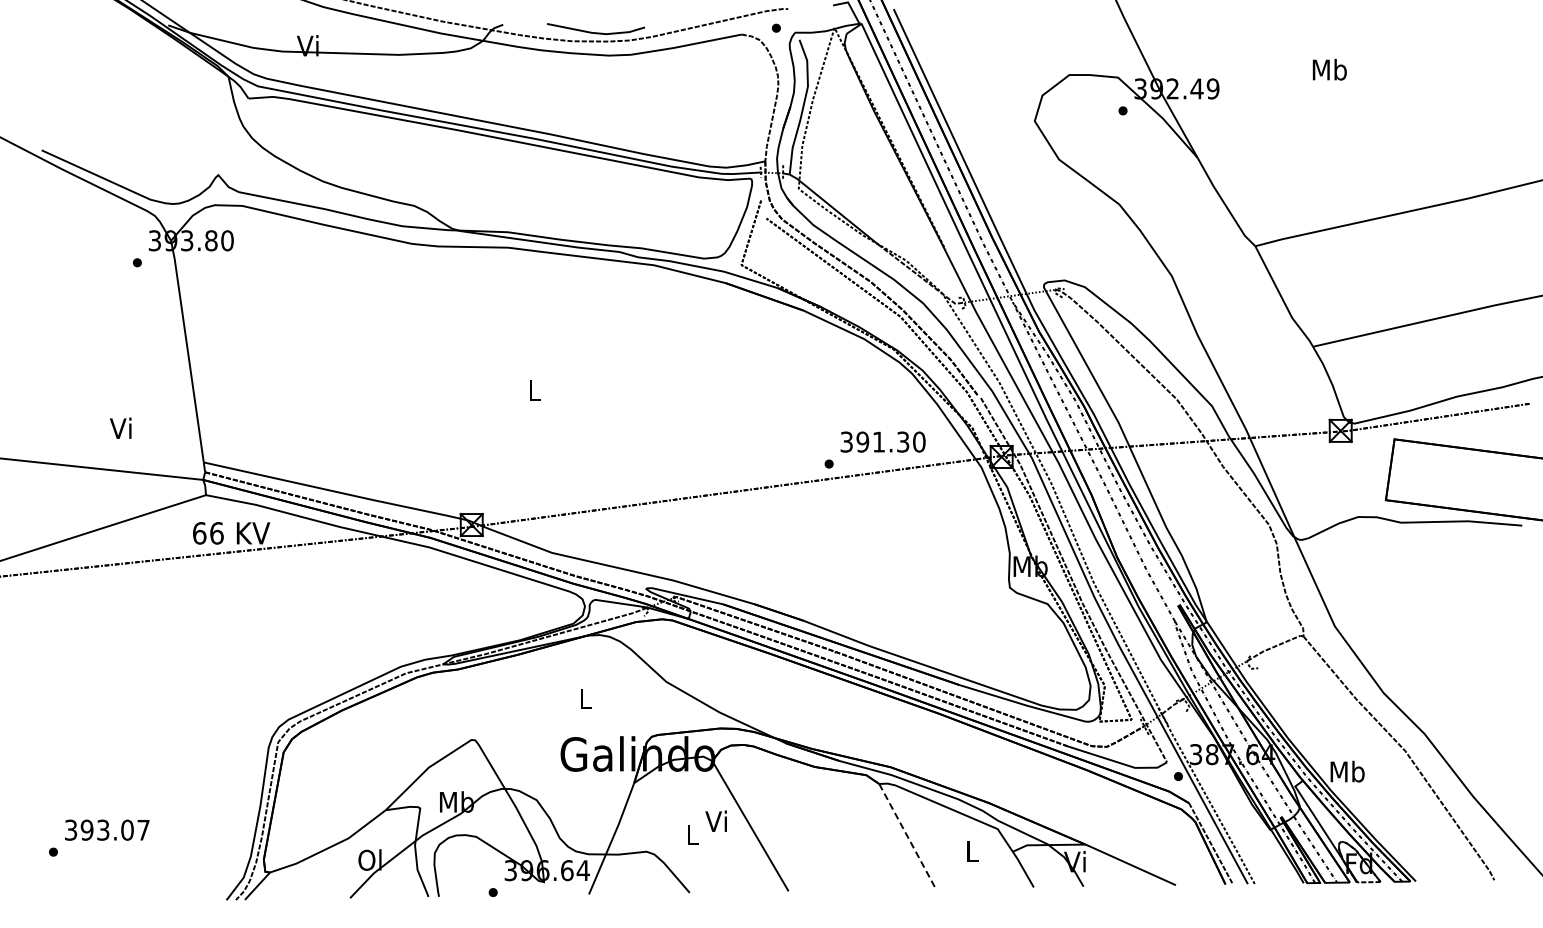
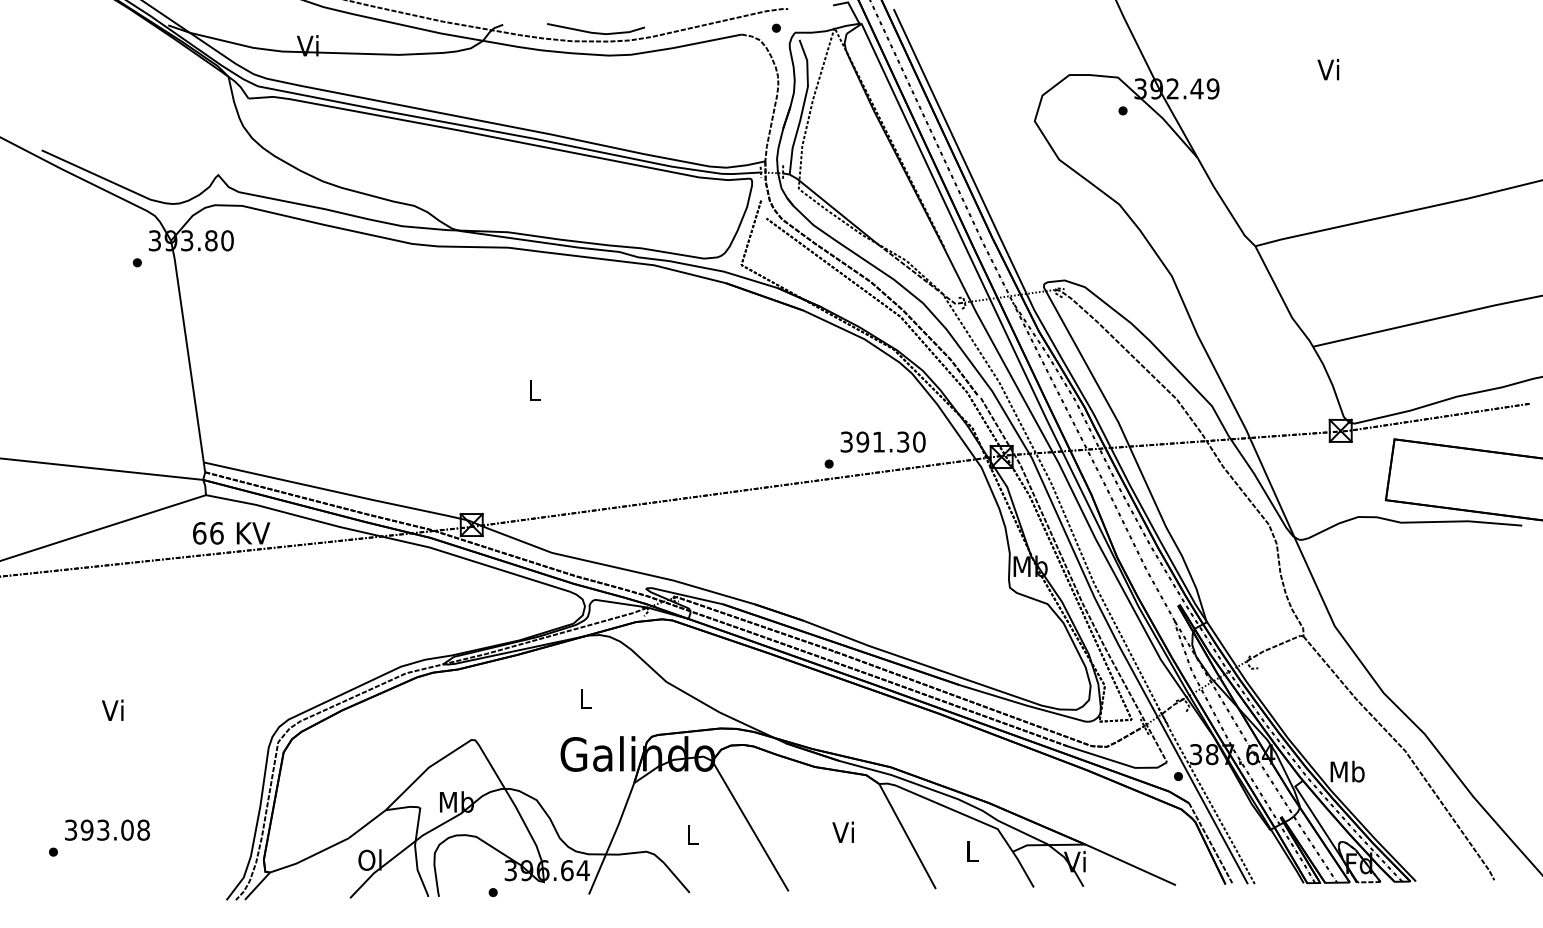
text: Mb -> Vi (1329, 69)
text position: (120, 427) -> (112, 709) (112, 709)
text position: (715, 820) -> (842, 831) (842, 831)
text: 393.07 -> 393.08 (143, 829)
line: dashed -> solid (907, 836)
